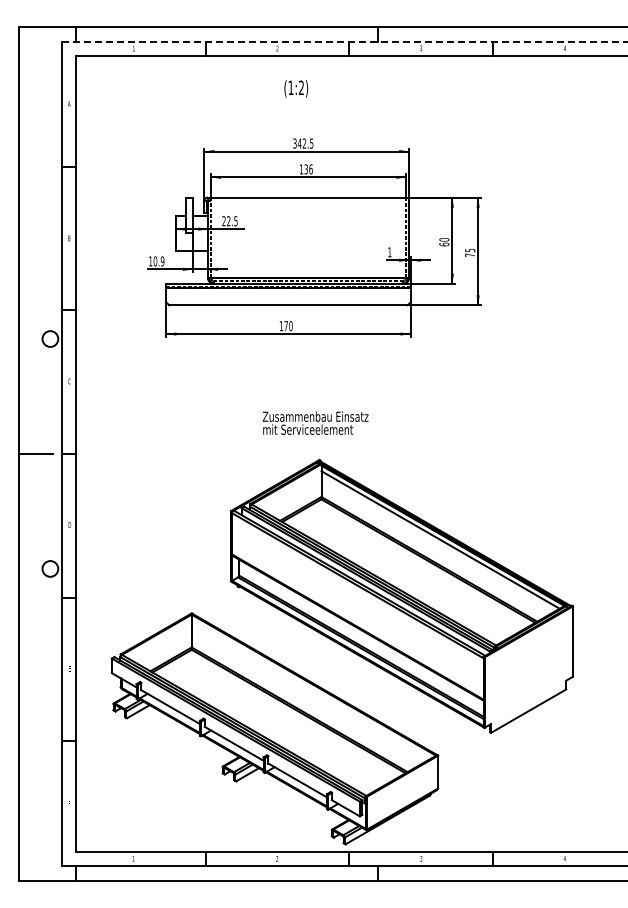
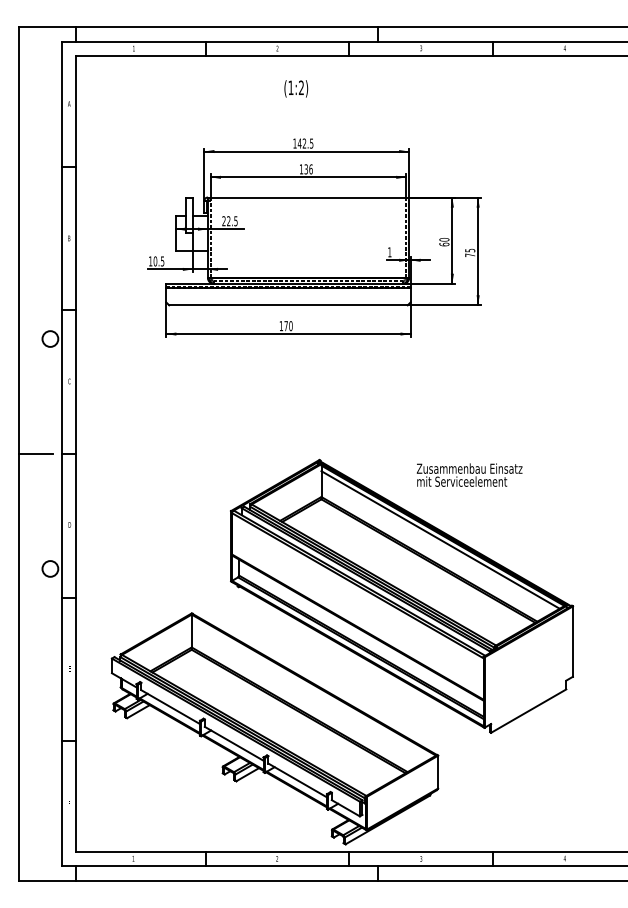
line: dashed -> solid (344, 41)
text: 342.5 -> 142.5 (294, 143)
text: 10.9 -> 10.5 (162, 261)
text position: (315, 422) -> (469, 474) (469, 474)
